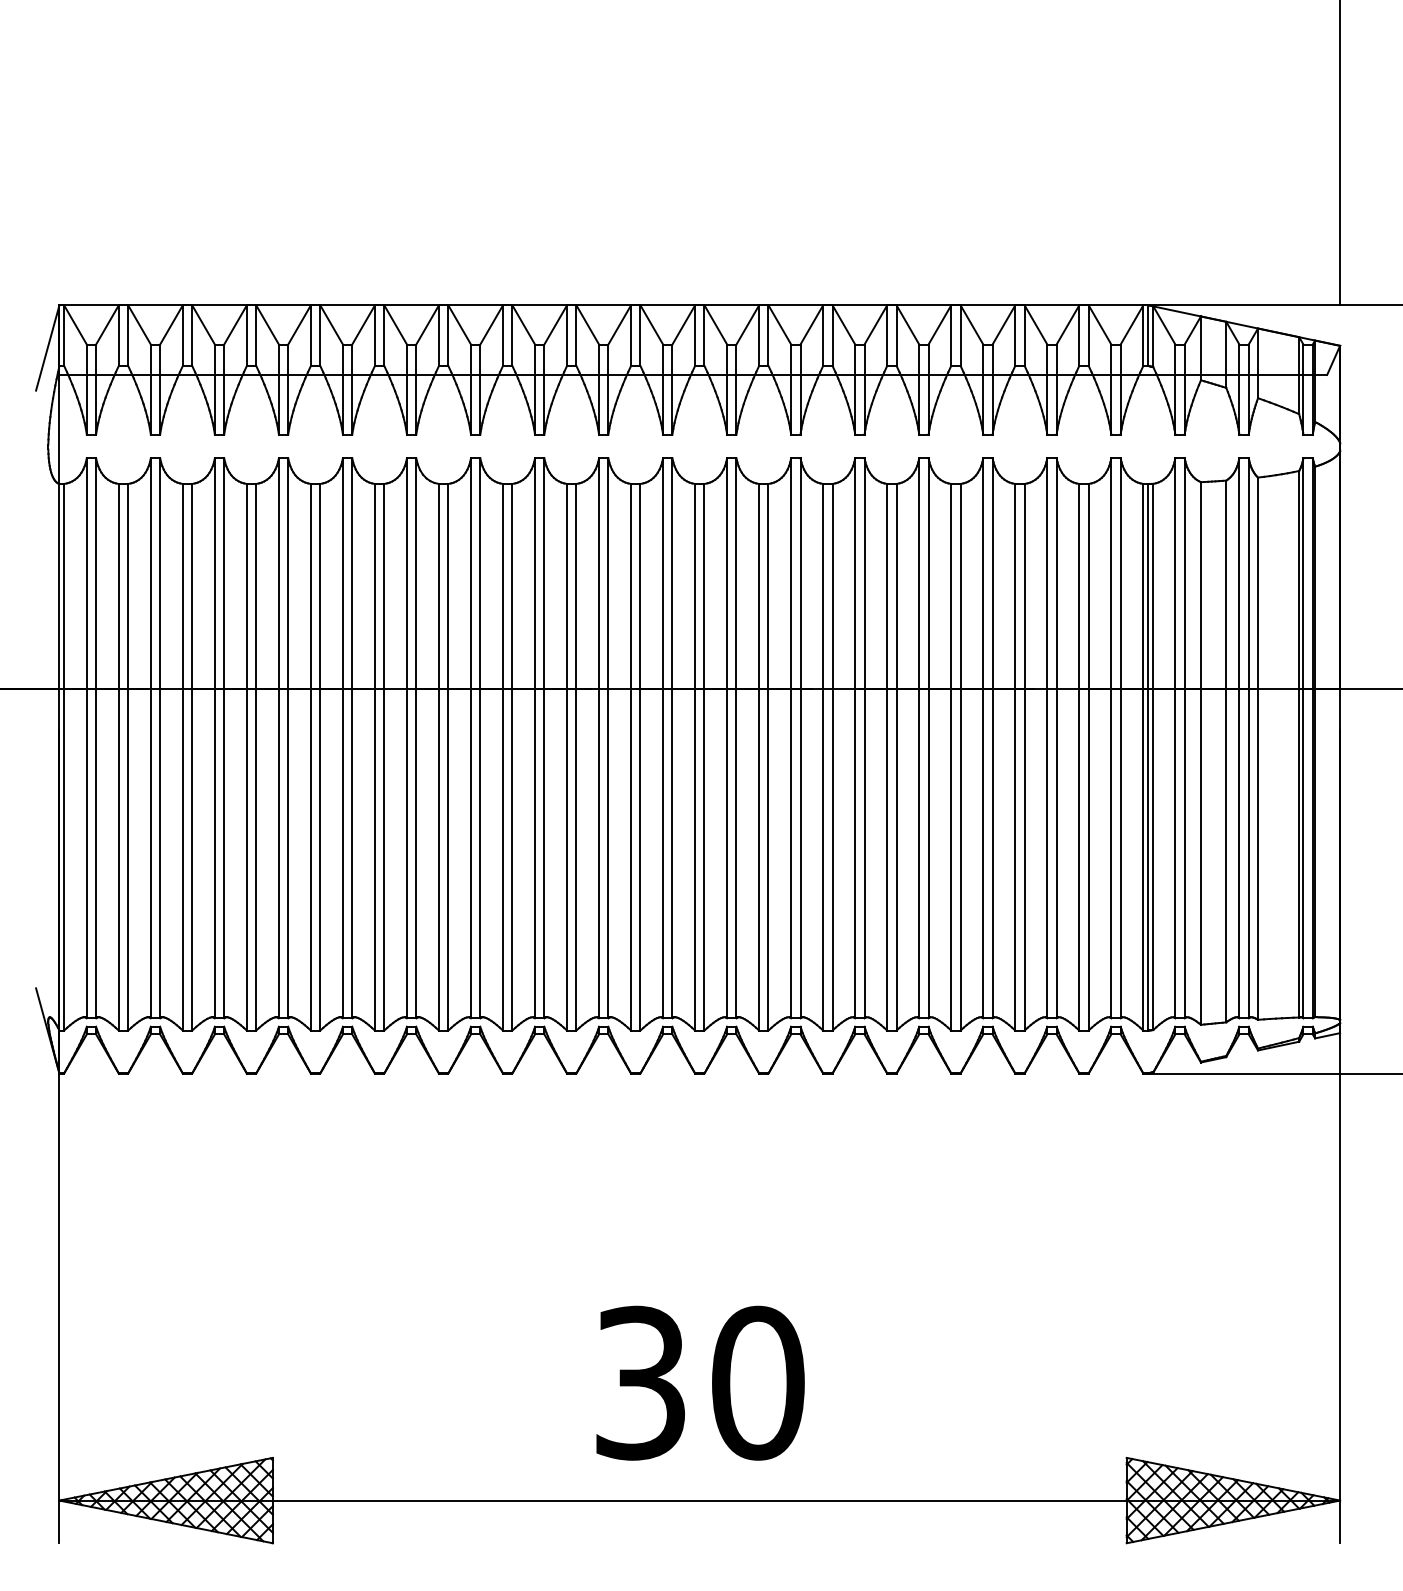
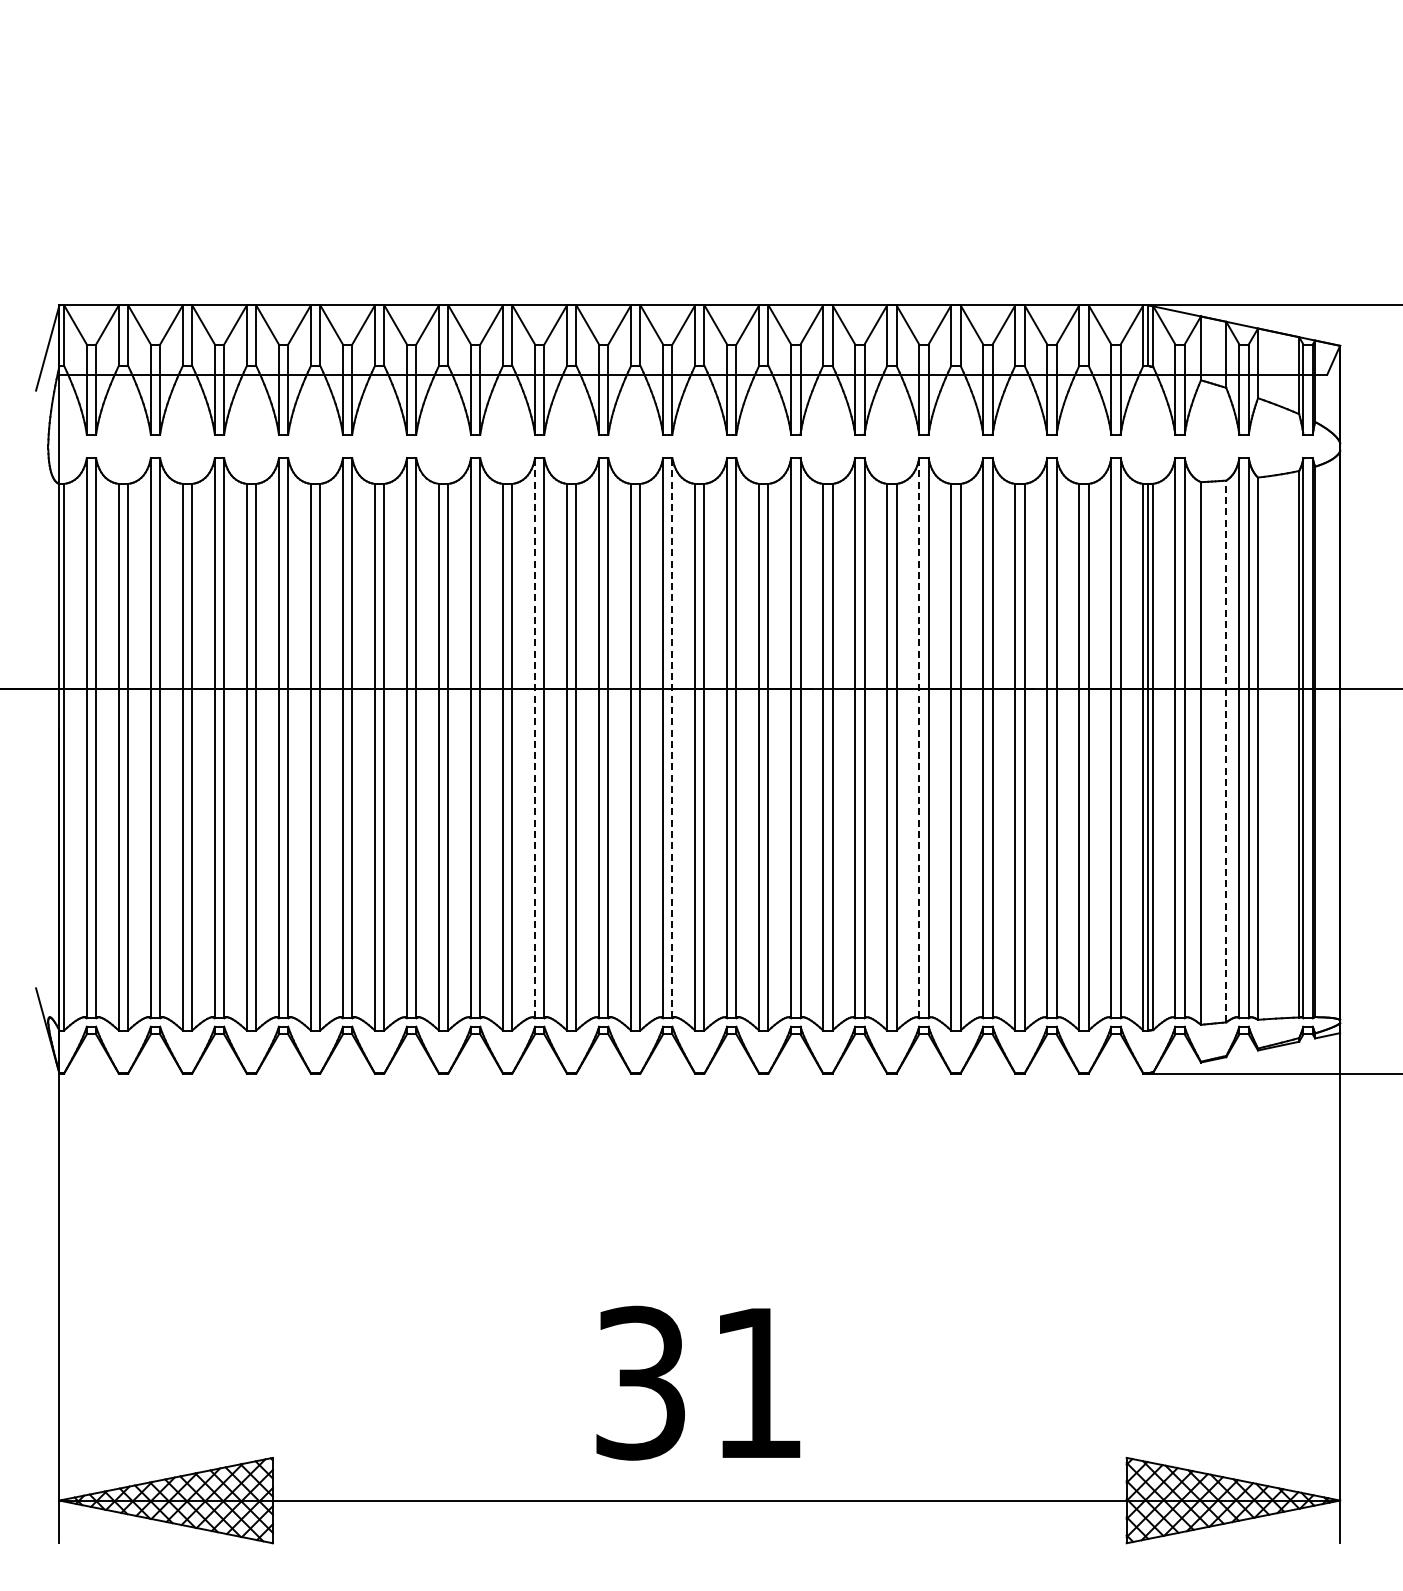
line: present -> none (1340, 153)
line: solid -> dashed (535, 737)
line: solid -> dashed (672, 737)
line: solid -> dashed (919, 737)
line: solid -> dashed (1226, 751)
text: 30 -> 31 (758, 1382)
